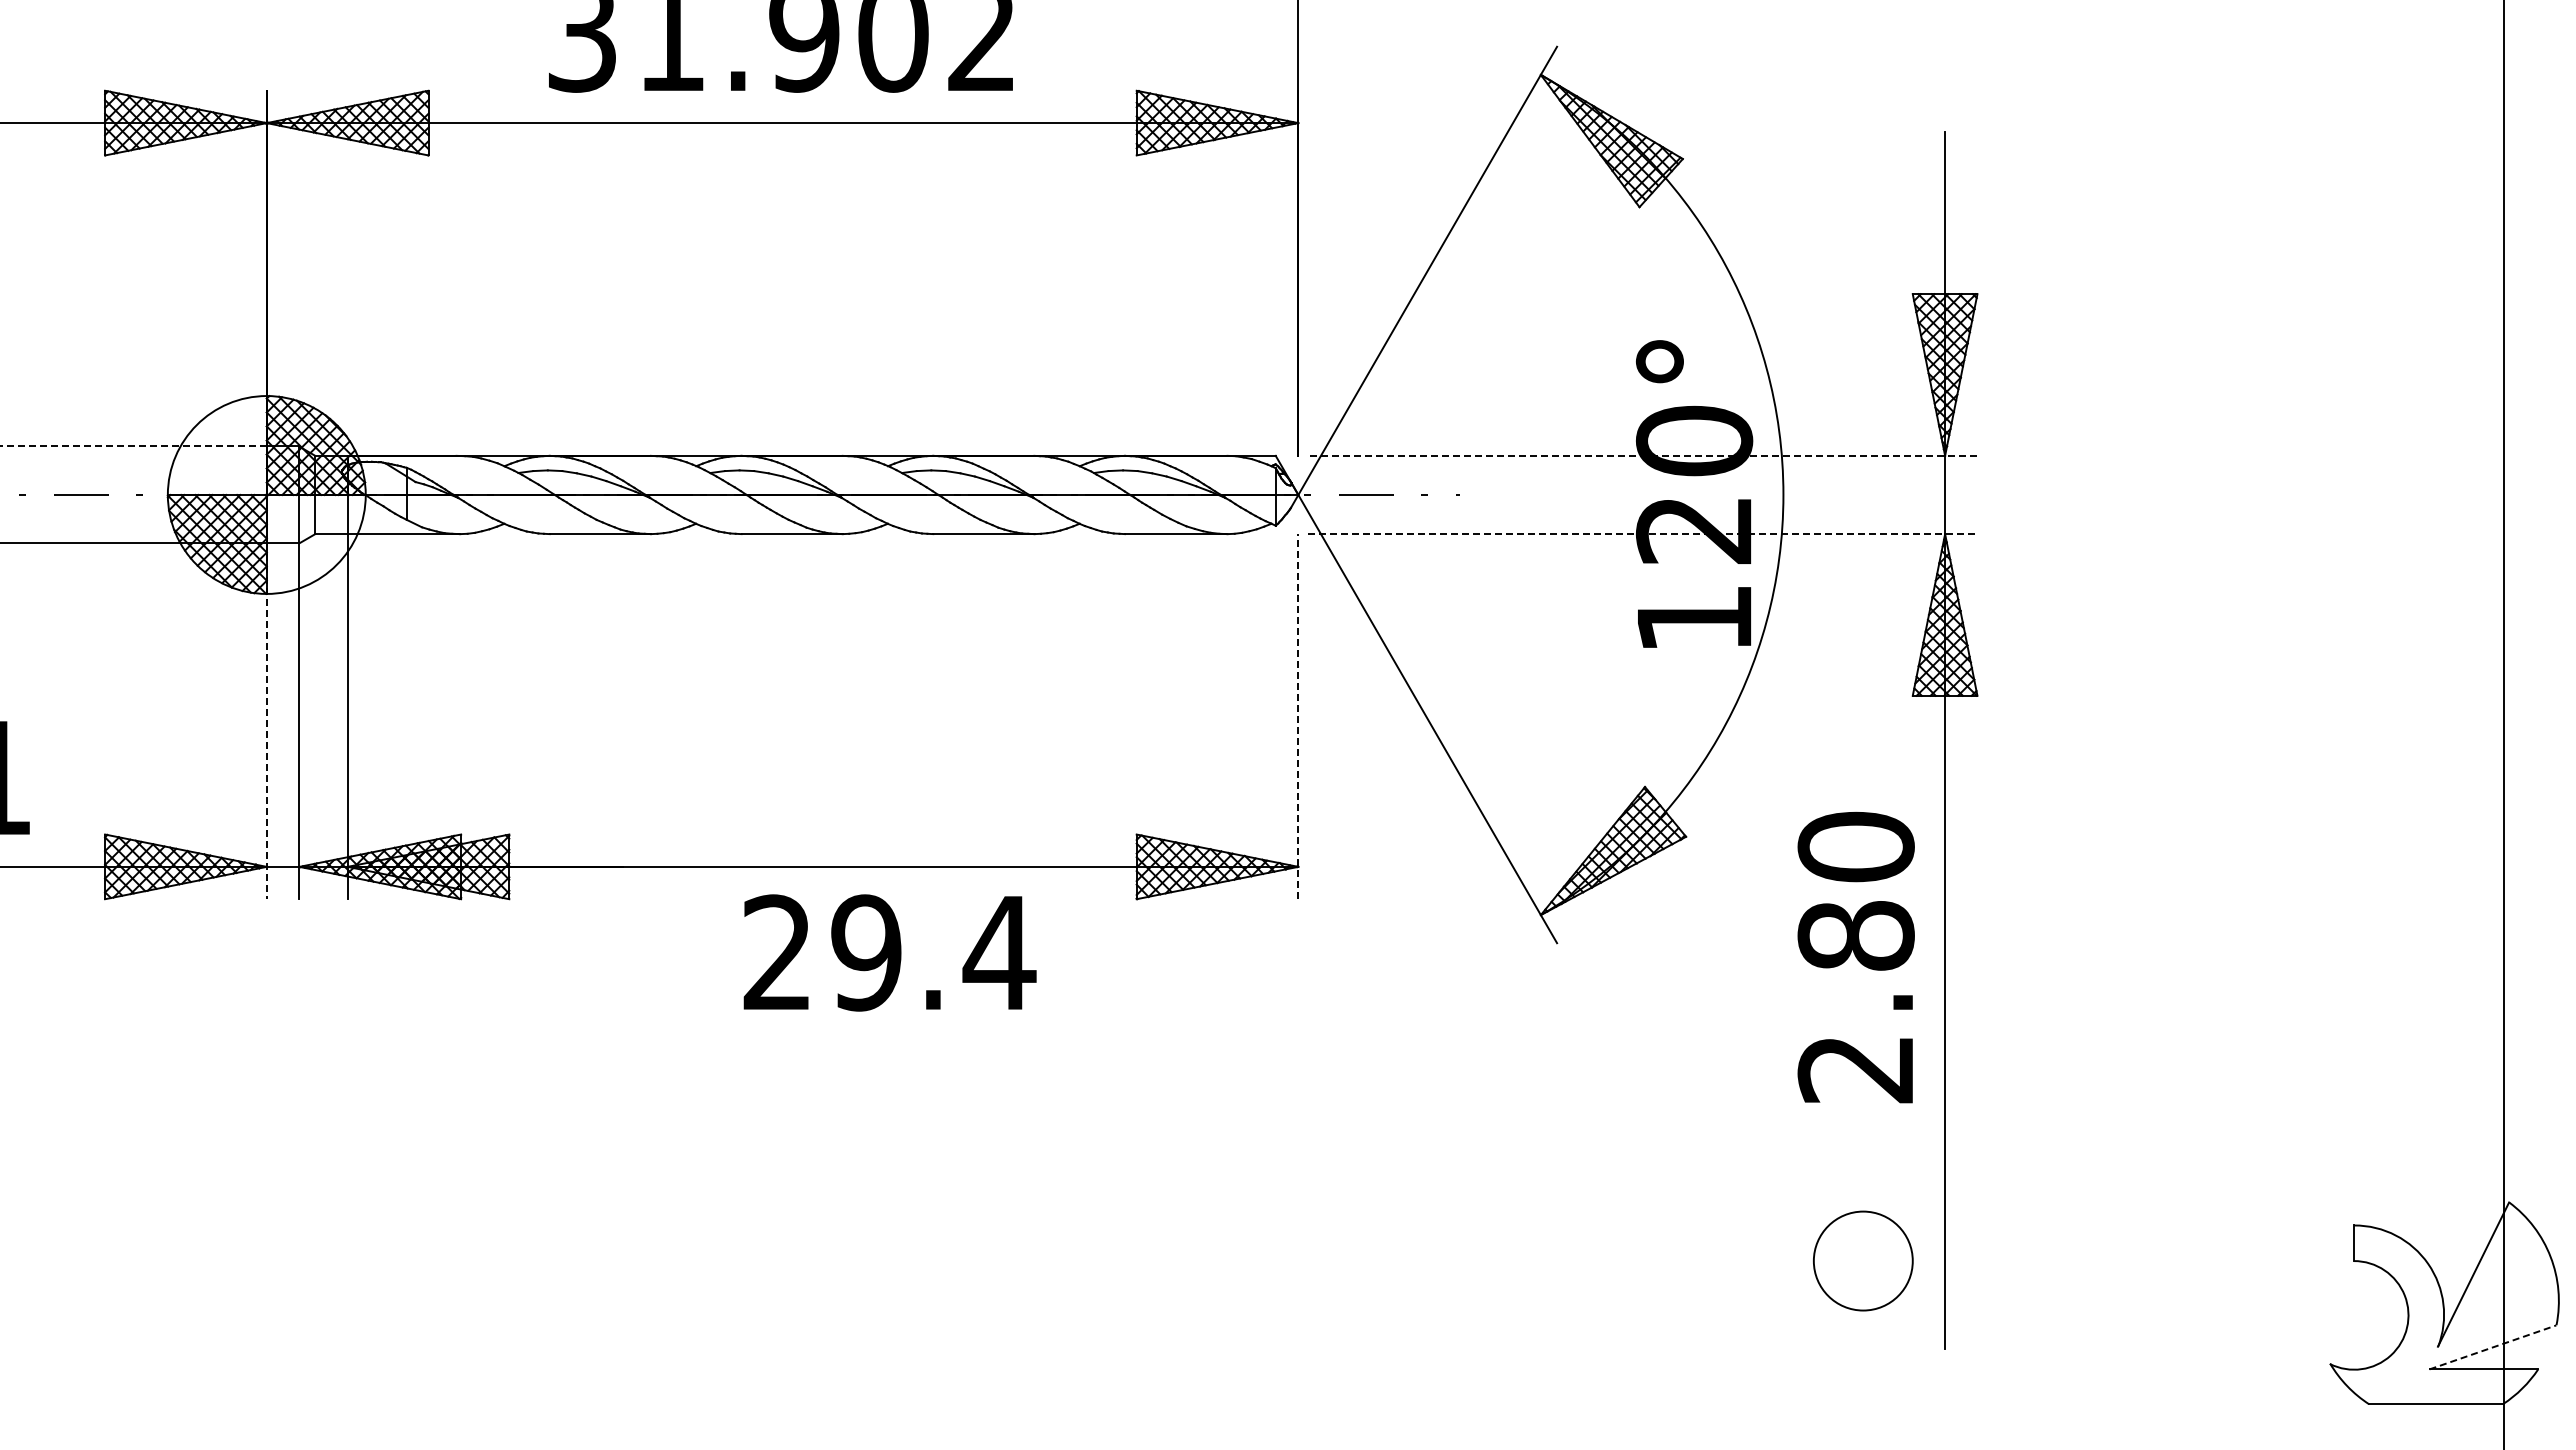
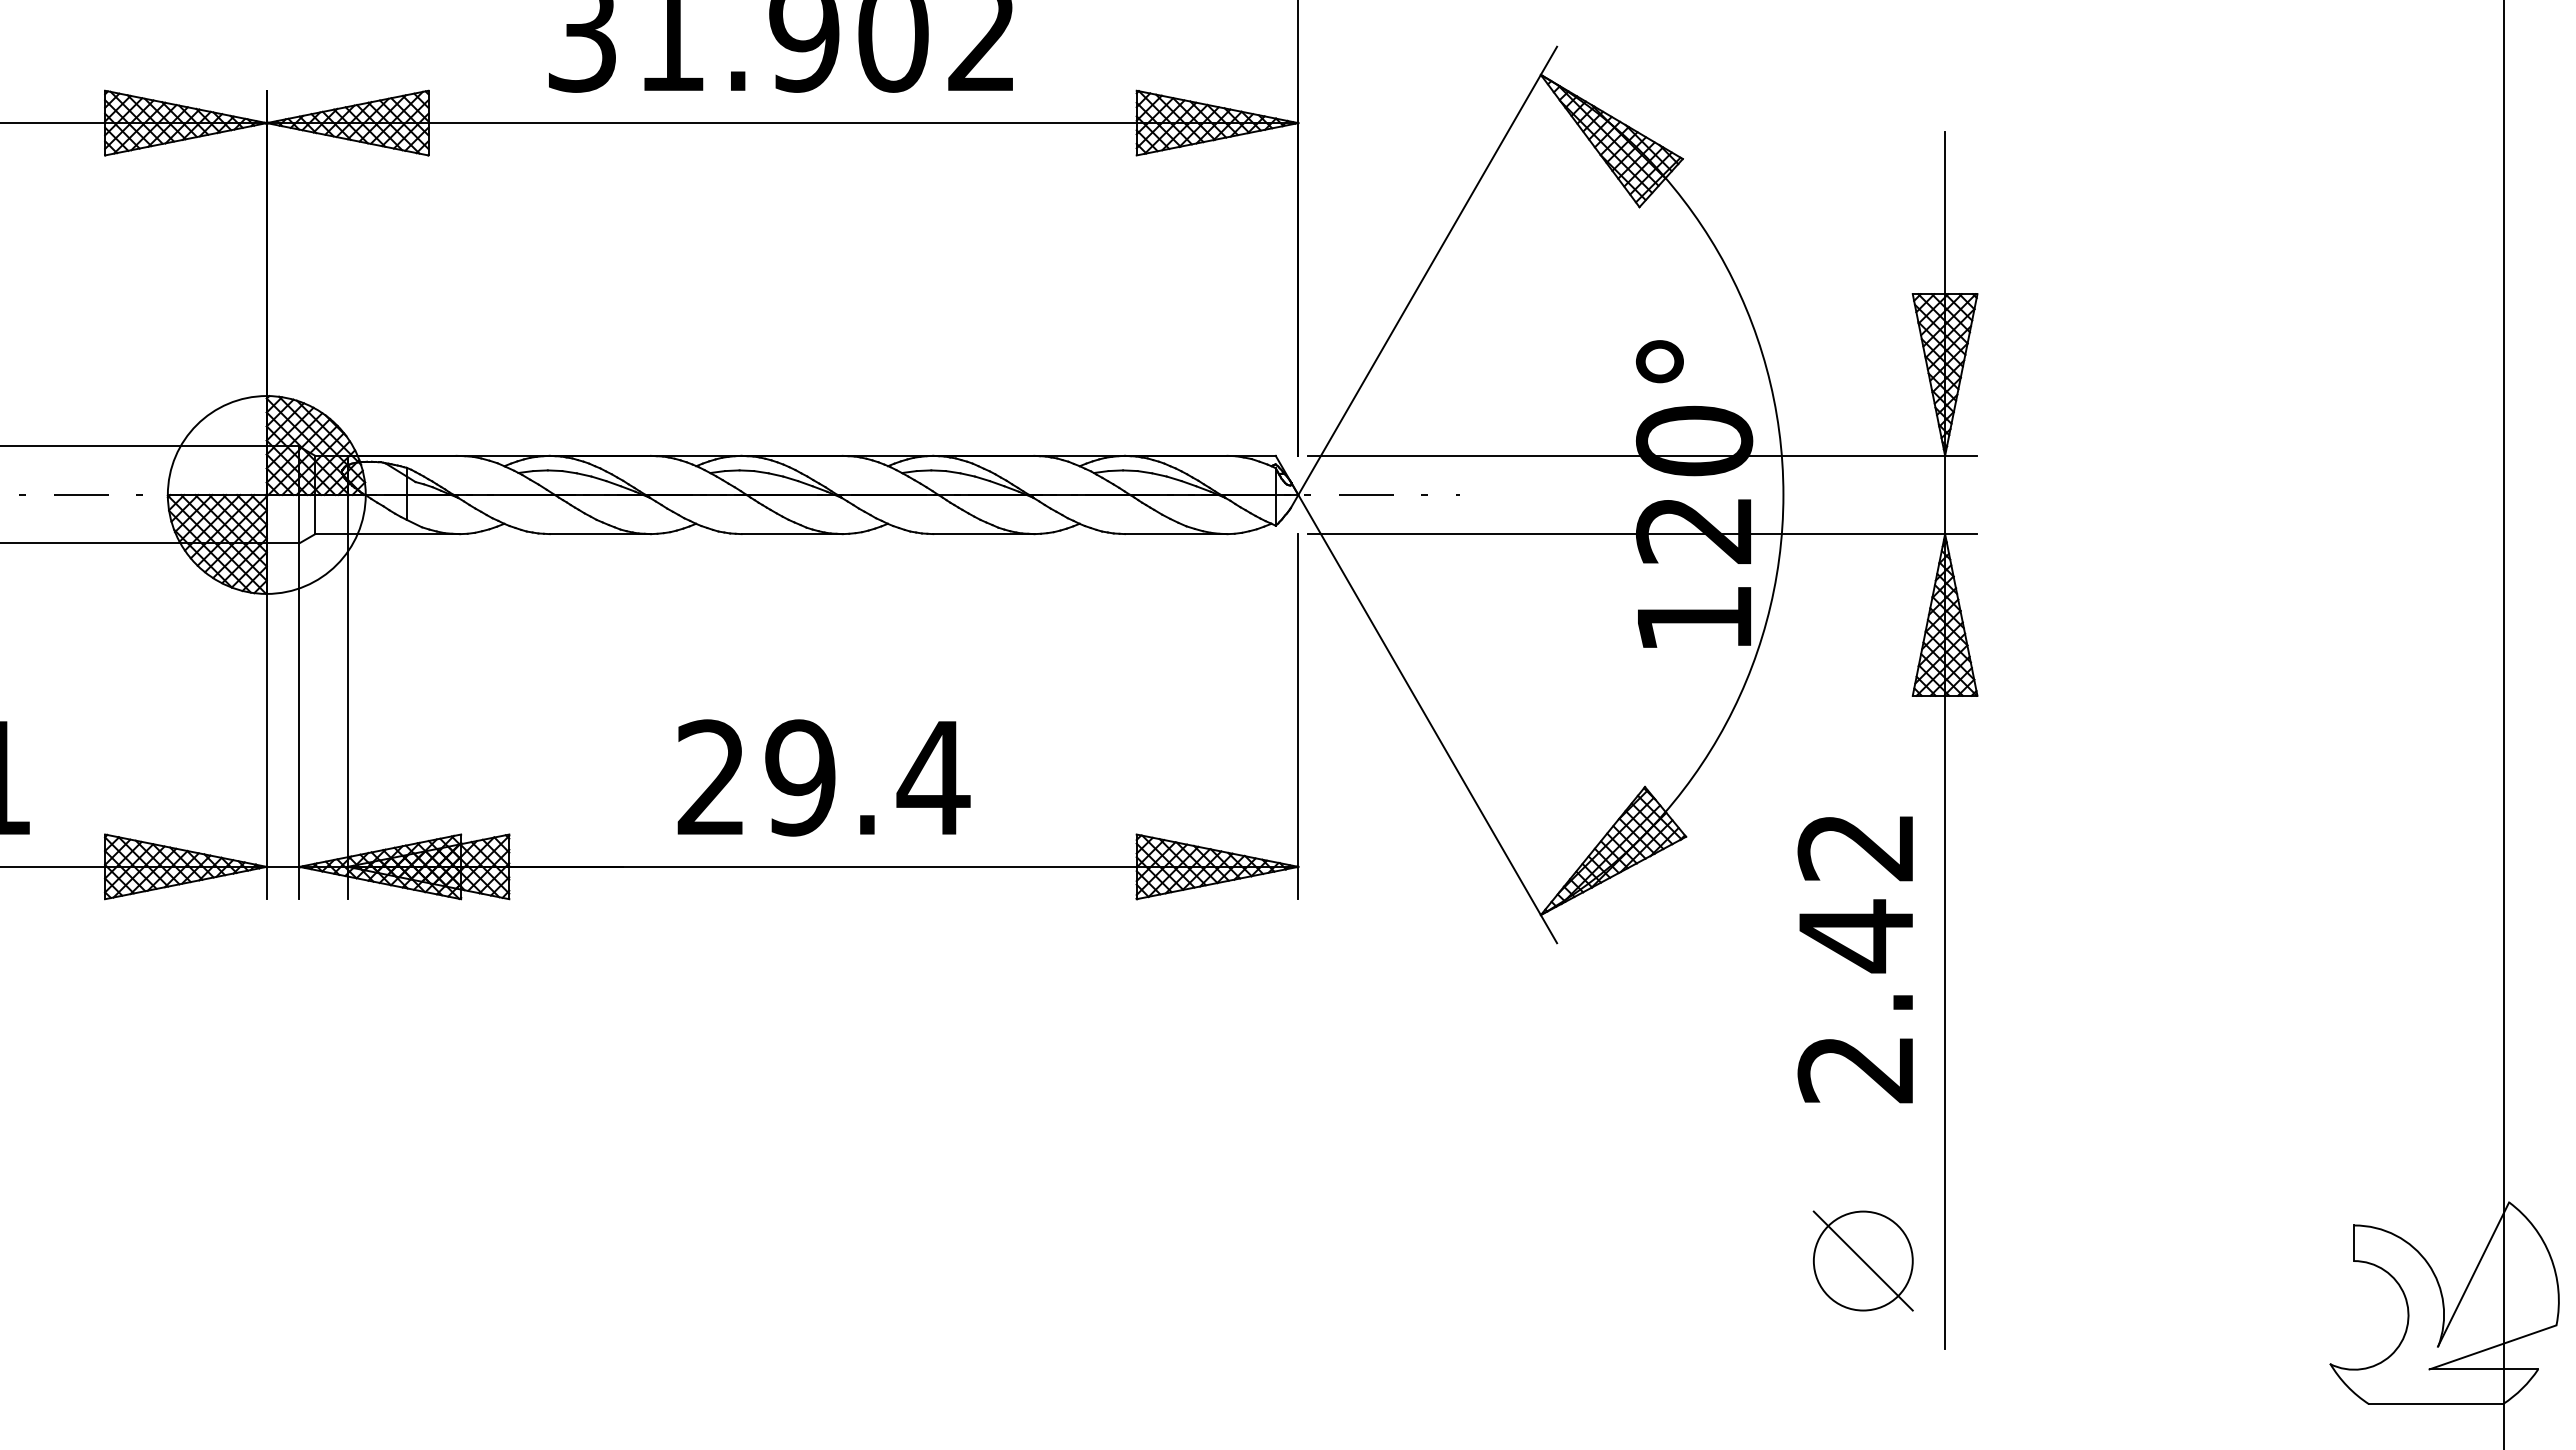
line: dashed -> solid (132, 446)
line: dashed -> solid (1642, 455)
line: dashed -> solid (1642, 534)
line: dashed -> solid (1298, 716)
line: dashed -> solid (266, 721)
text: 2.80 -> 2.42 (1855, 892)
text position: (889, 952) -> (823, 777) (823, 777)
line: none -> present (1862, 1260)
line: dashed -> solid (2493, 1347)
